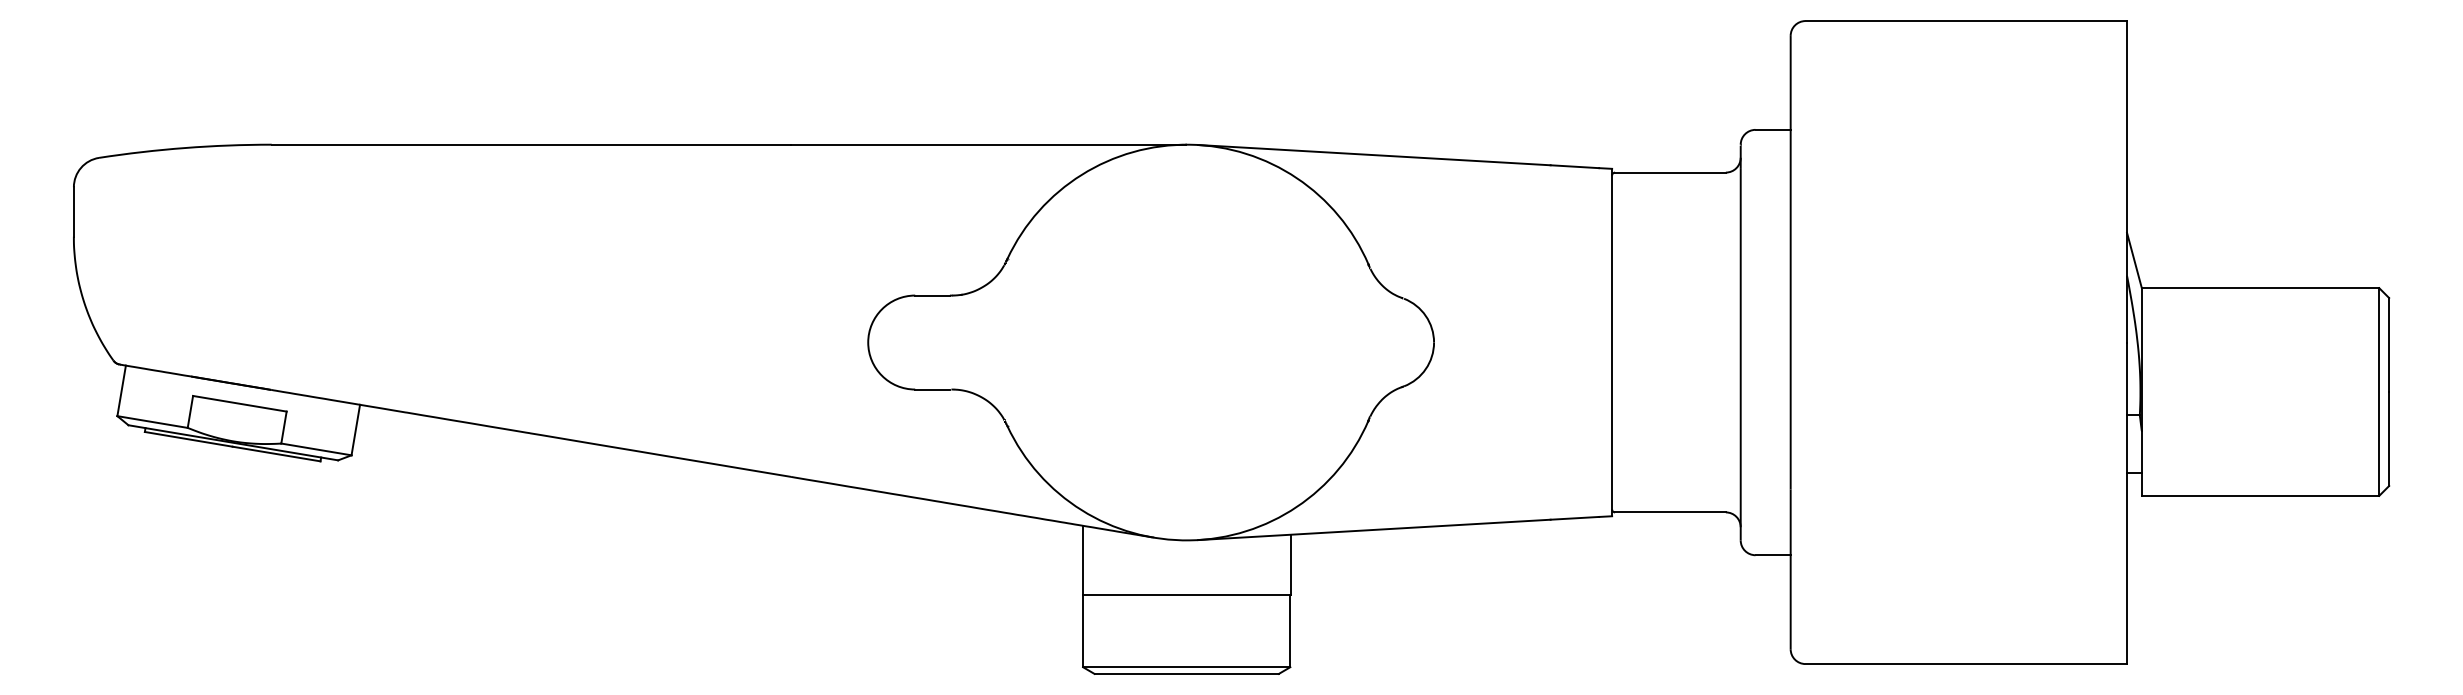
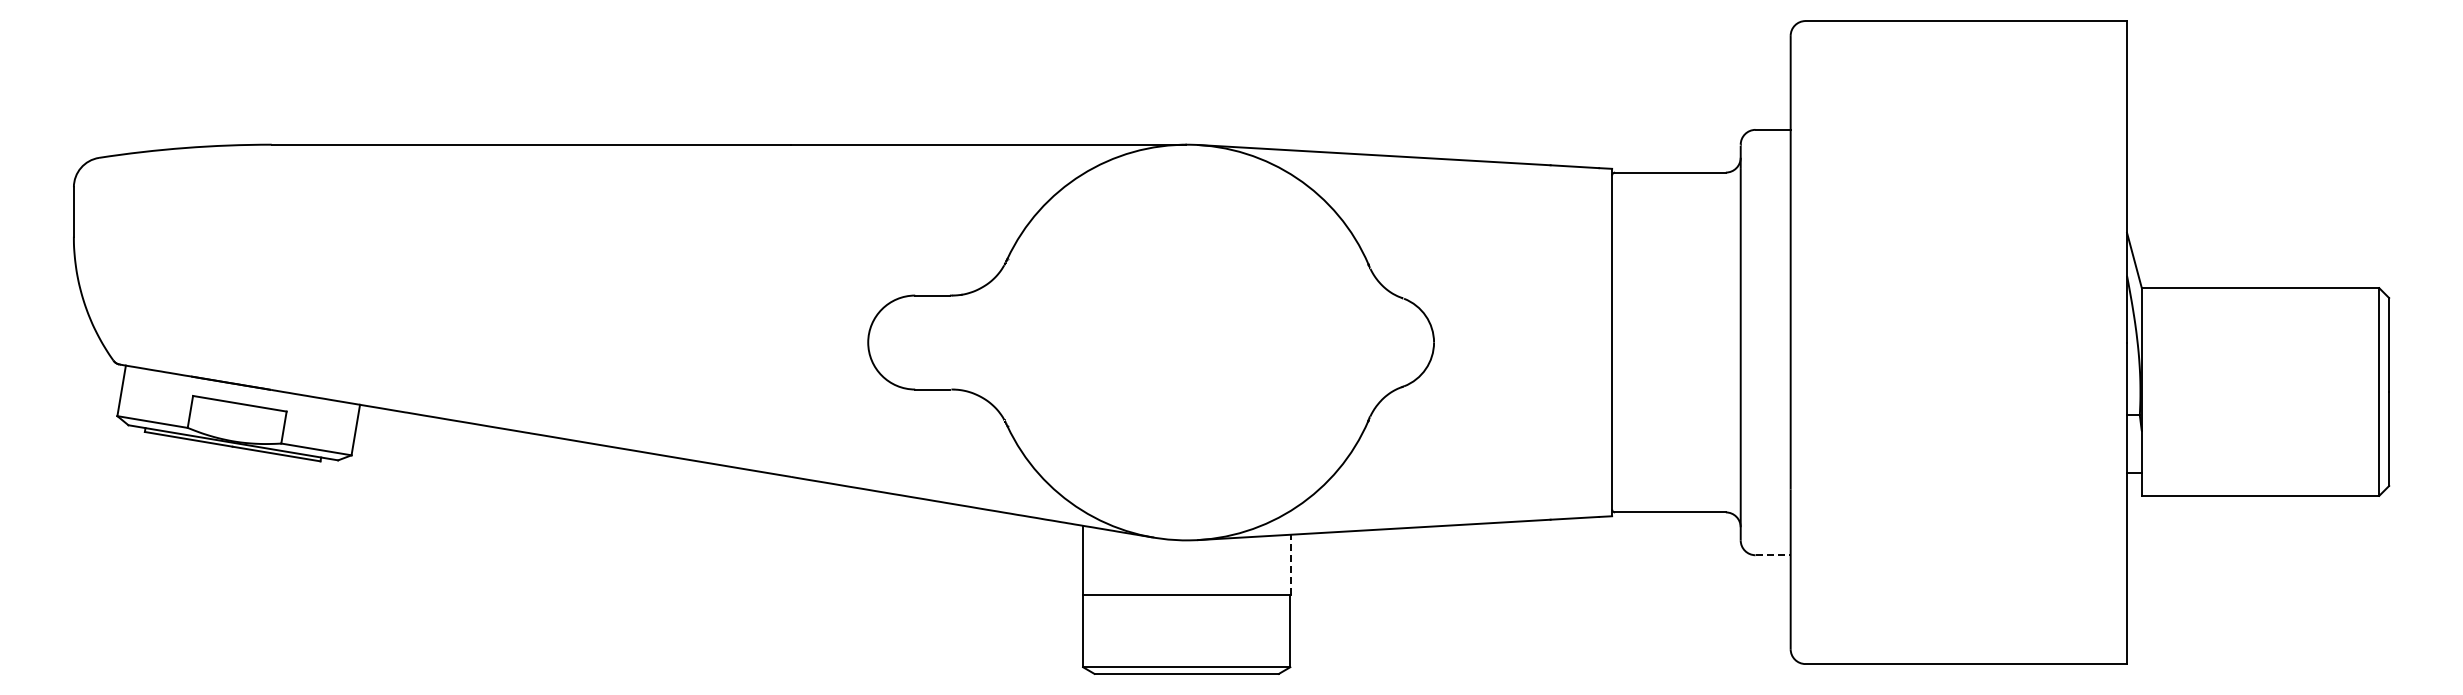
line: solid -> dashed (1773, 555)
line: solid -> dashed (1290, 564)
